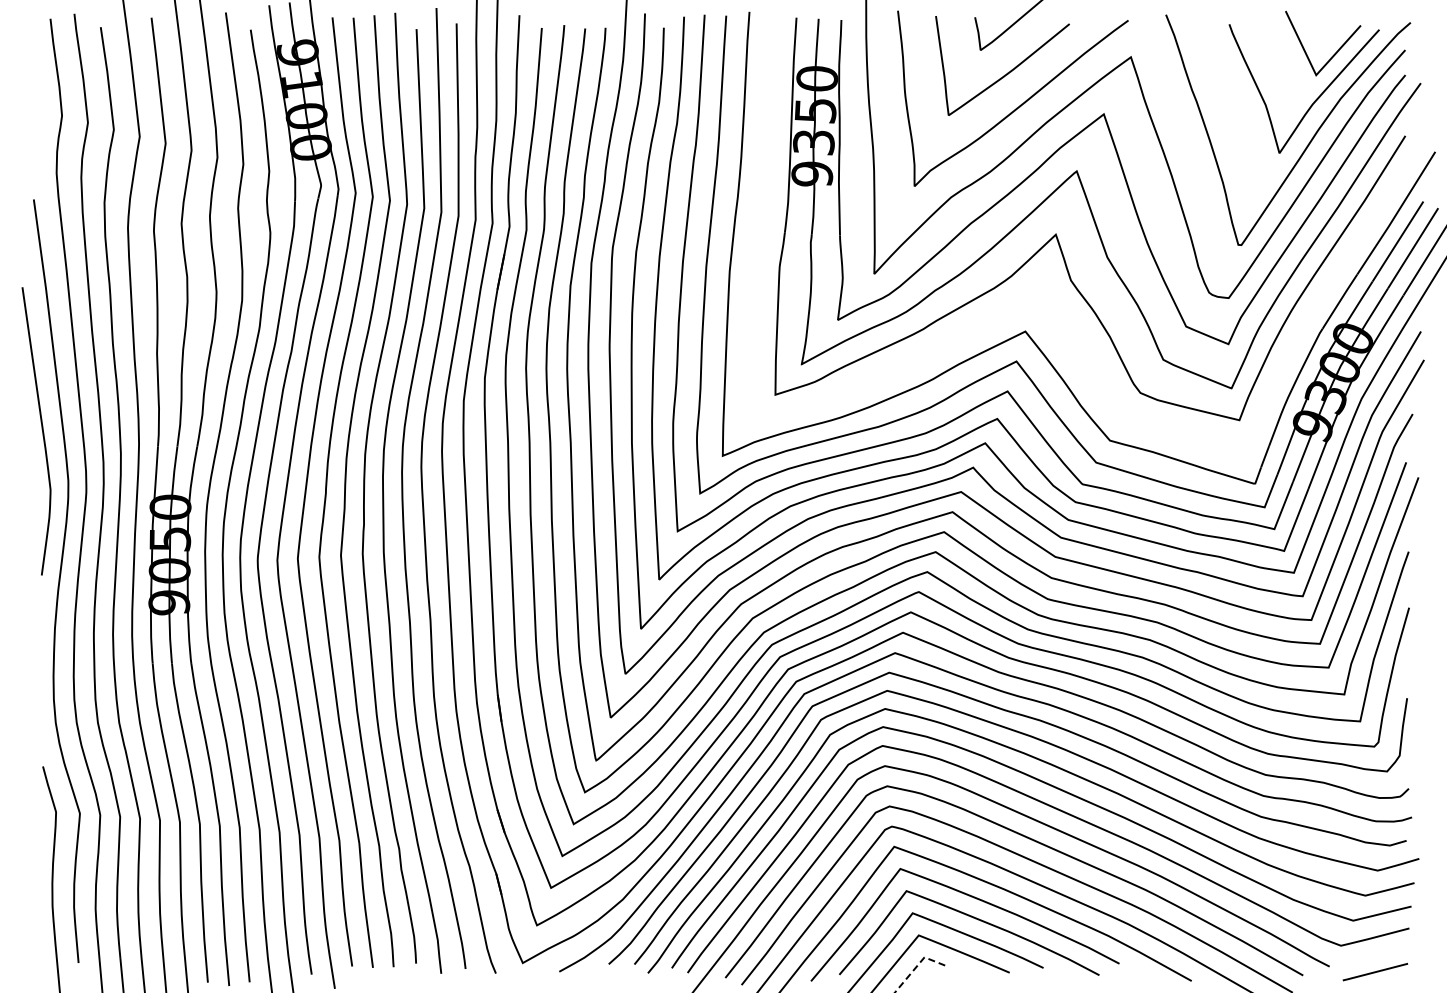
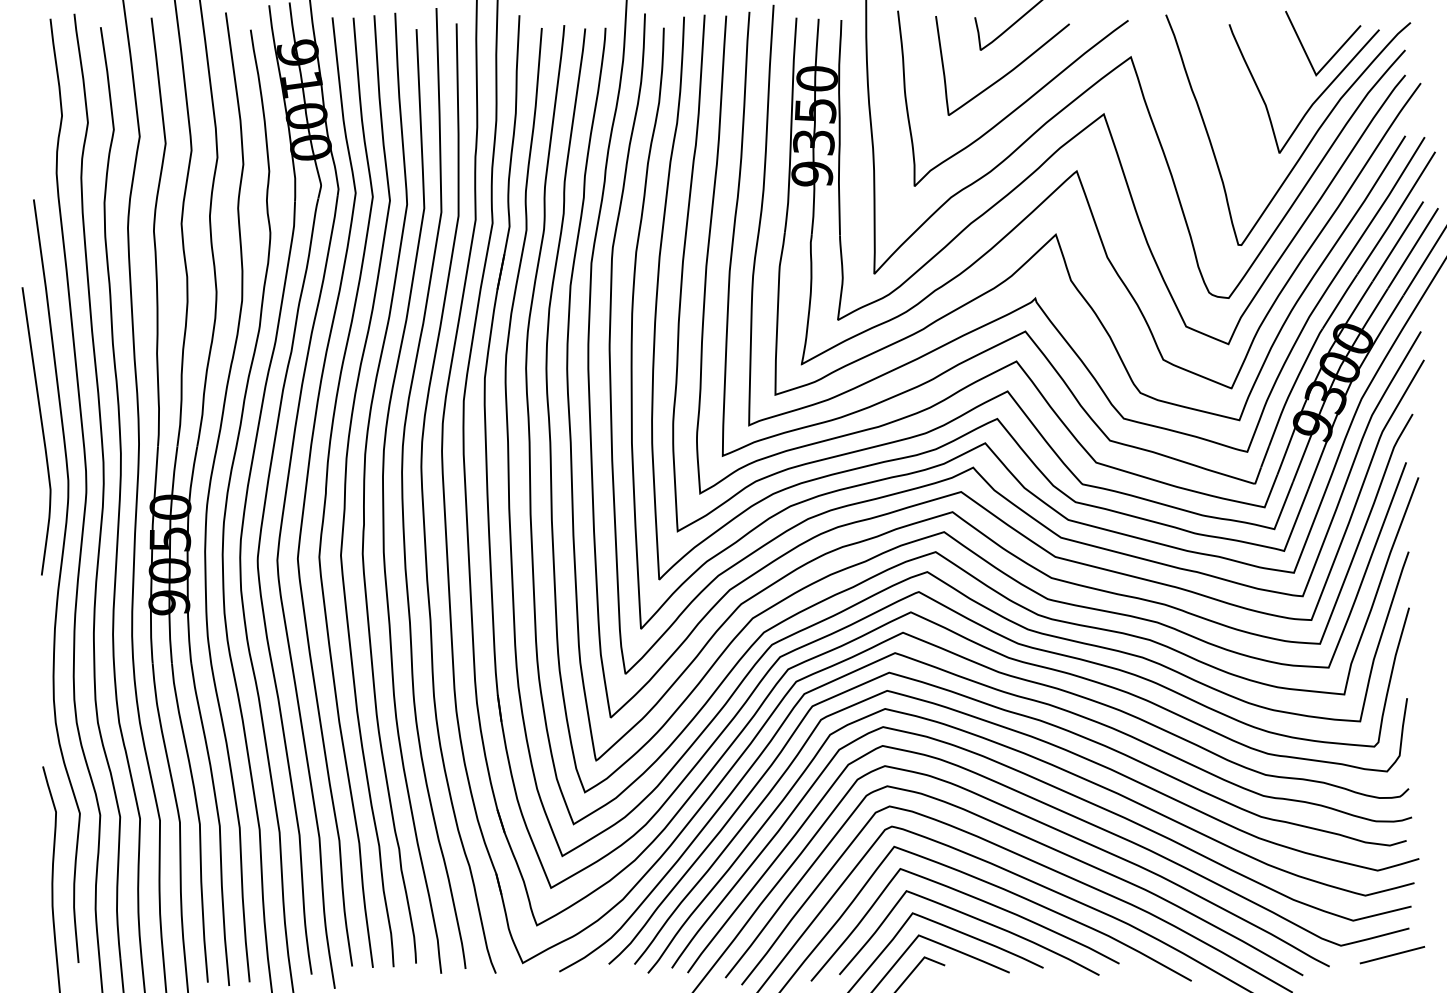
curve: none -> present (1035, 297)
line: dashed -> solid (917, 965)
line position: (1375, 972) -> (1392, 955) (1392, 955)
